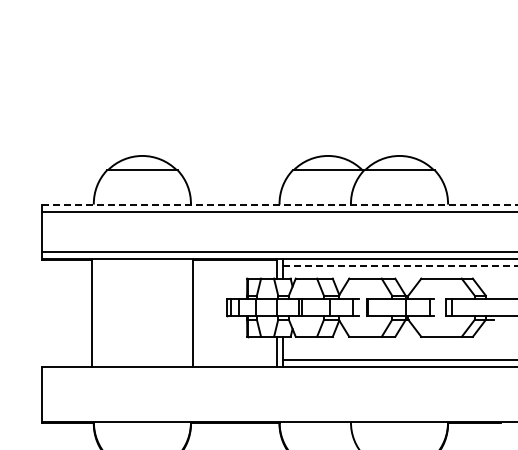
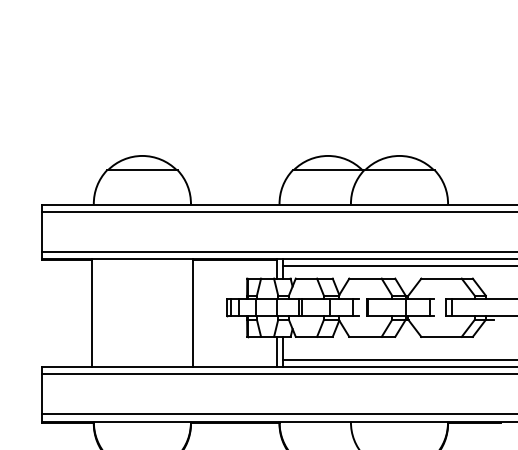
line: dashed -> solid (280, 204)
line: dashed -> solid (400, 265)
line: none -> present (278, 374)
line: none -> present (278, 414)
